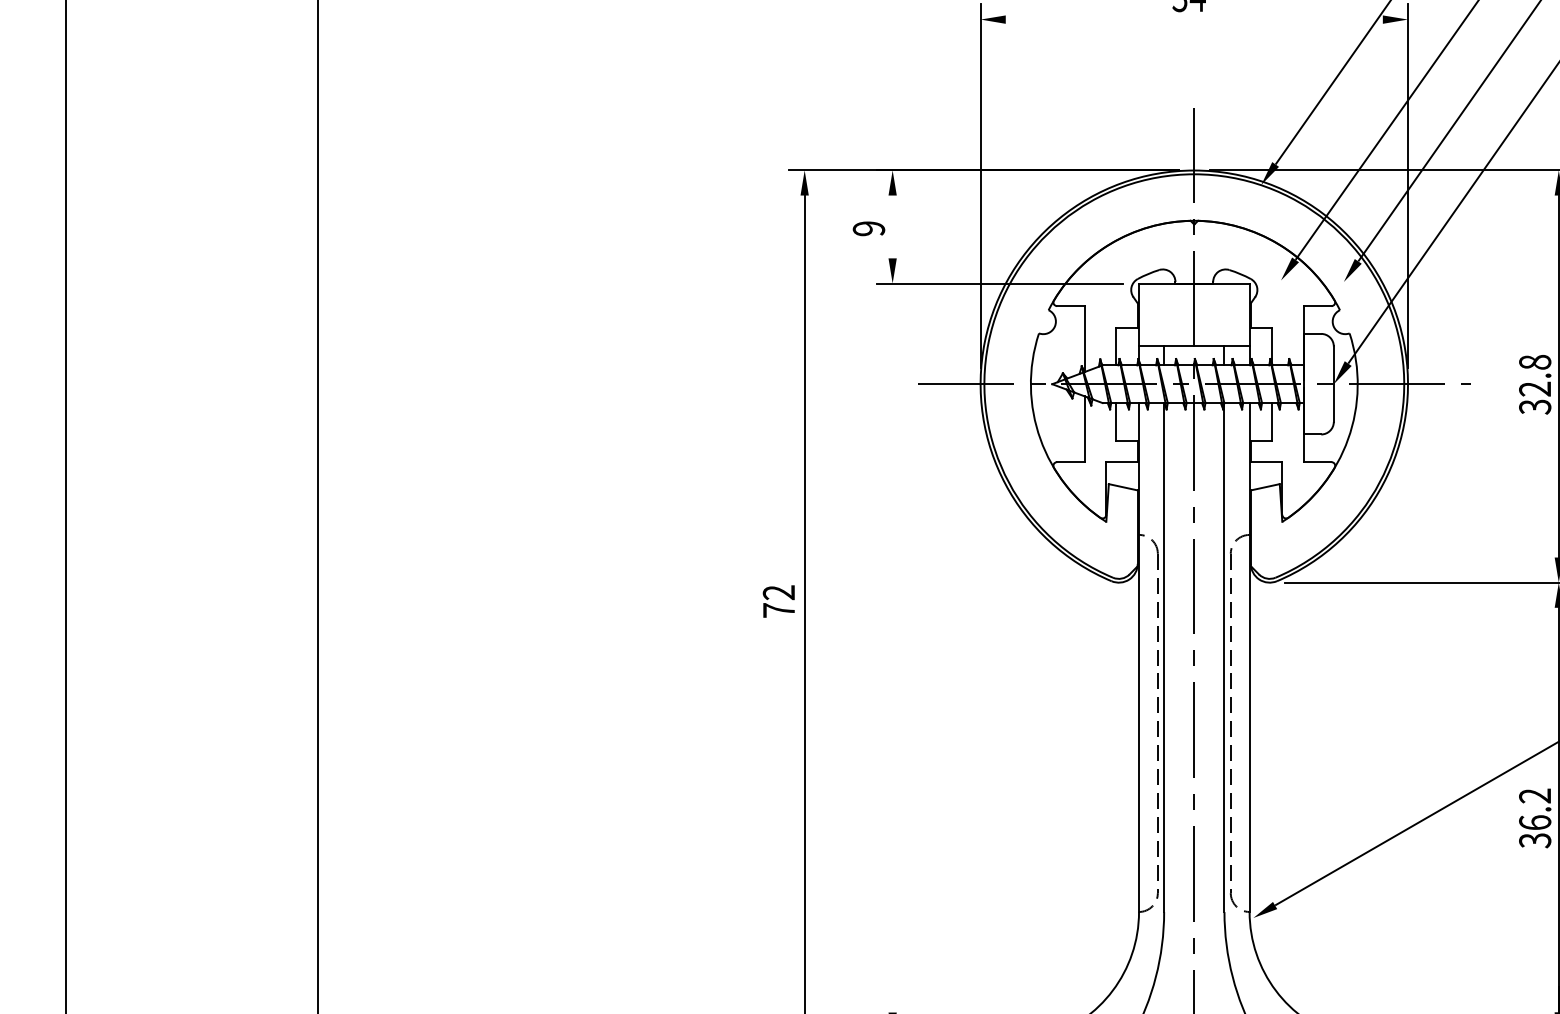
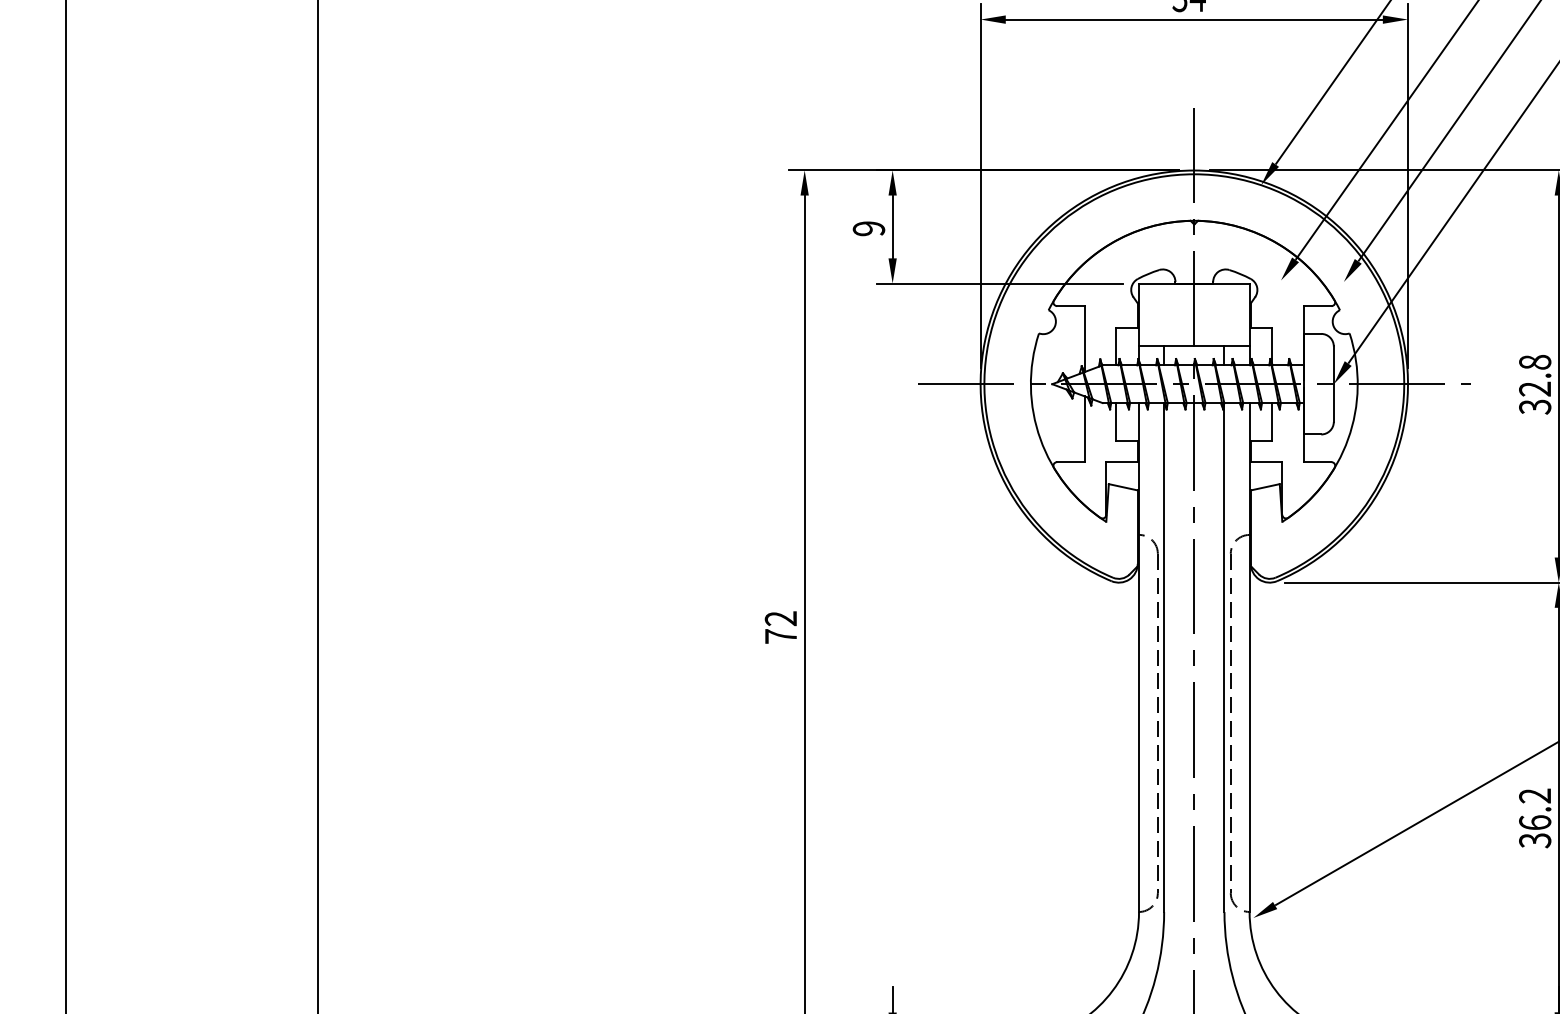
line: none -> present (1193, 19)
line: none -> present (892, 226)
text position: (778, 601) -> (780, 627) (780, 627)
line: none -> present (892, 998)
